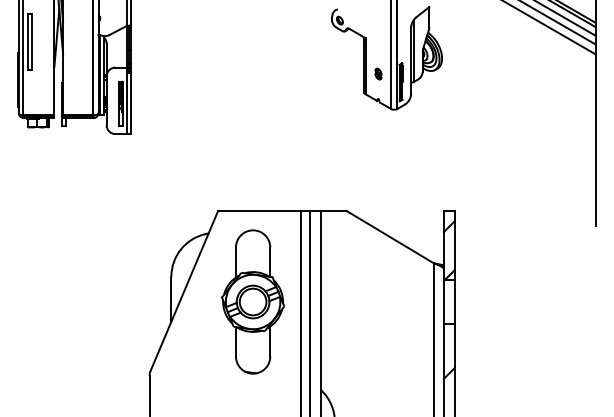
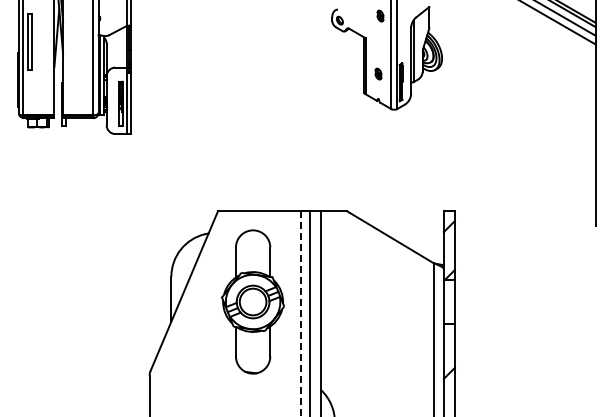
part: none -> present (380, 15)
line: present -> none (550, 28)
line: solid -> dashed (300, 314)
